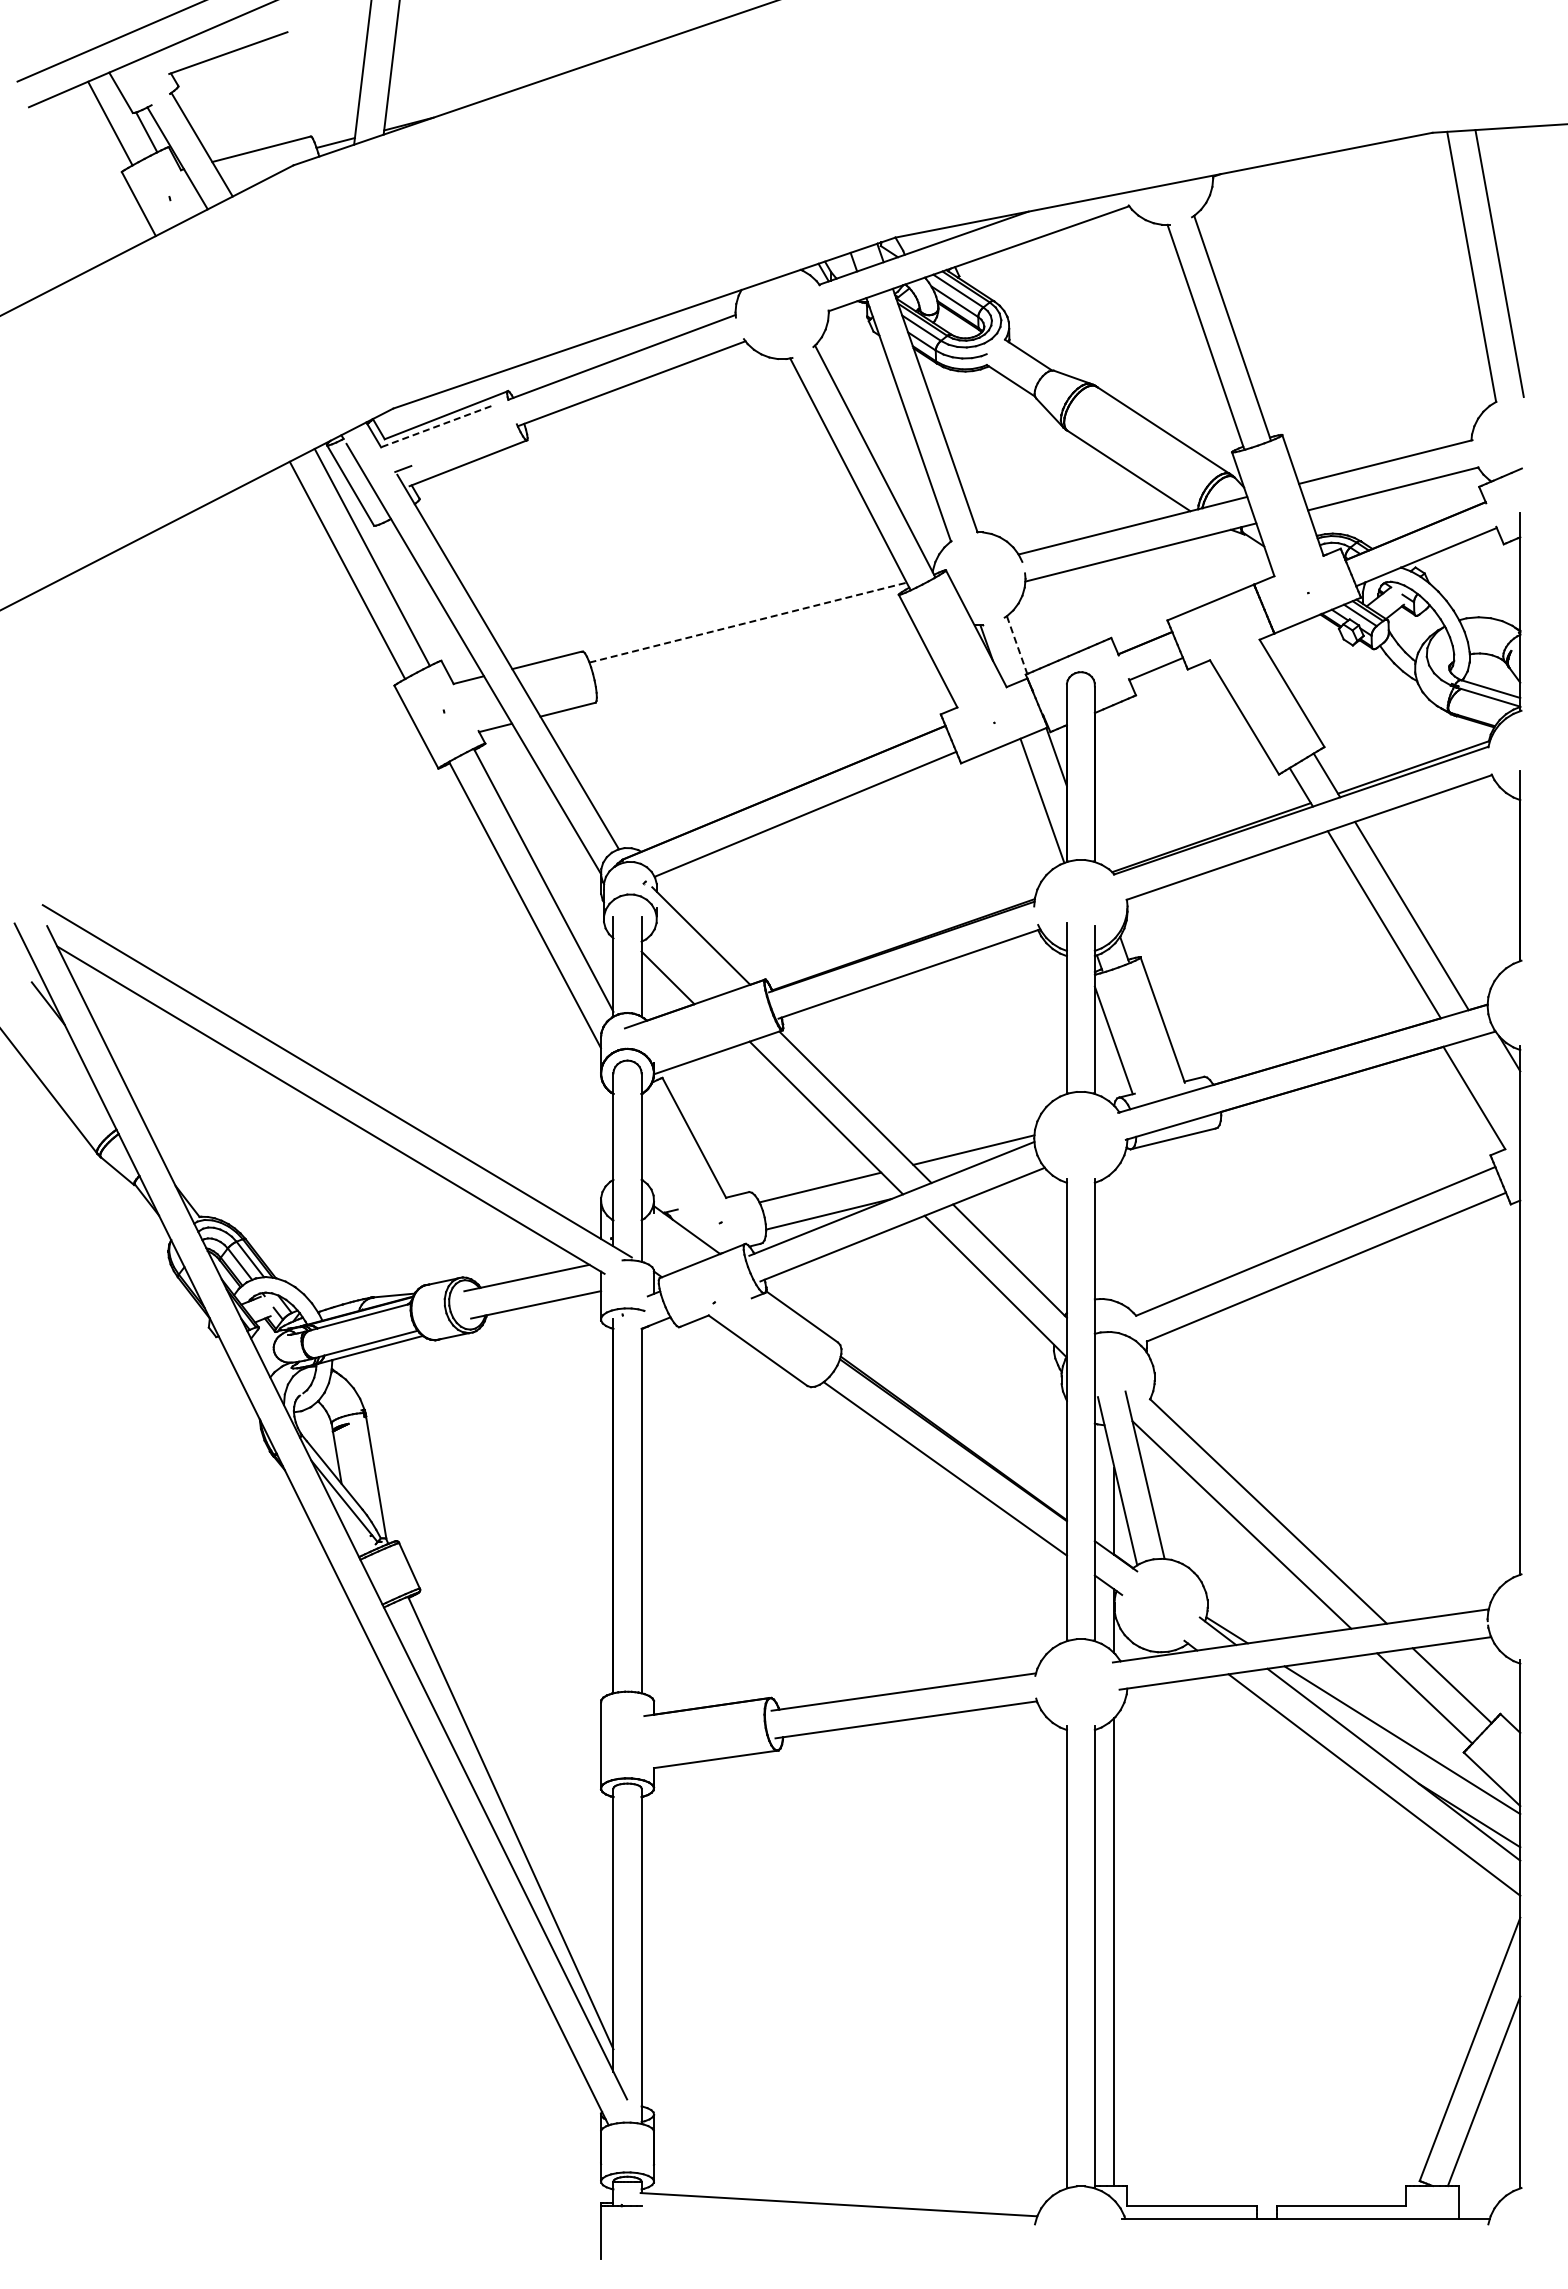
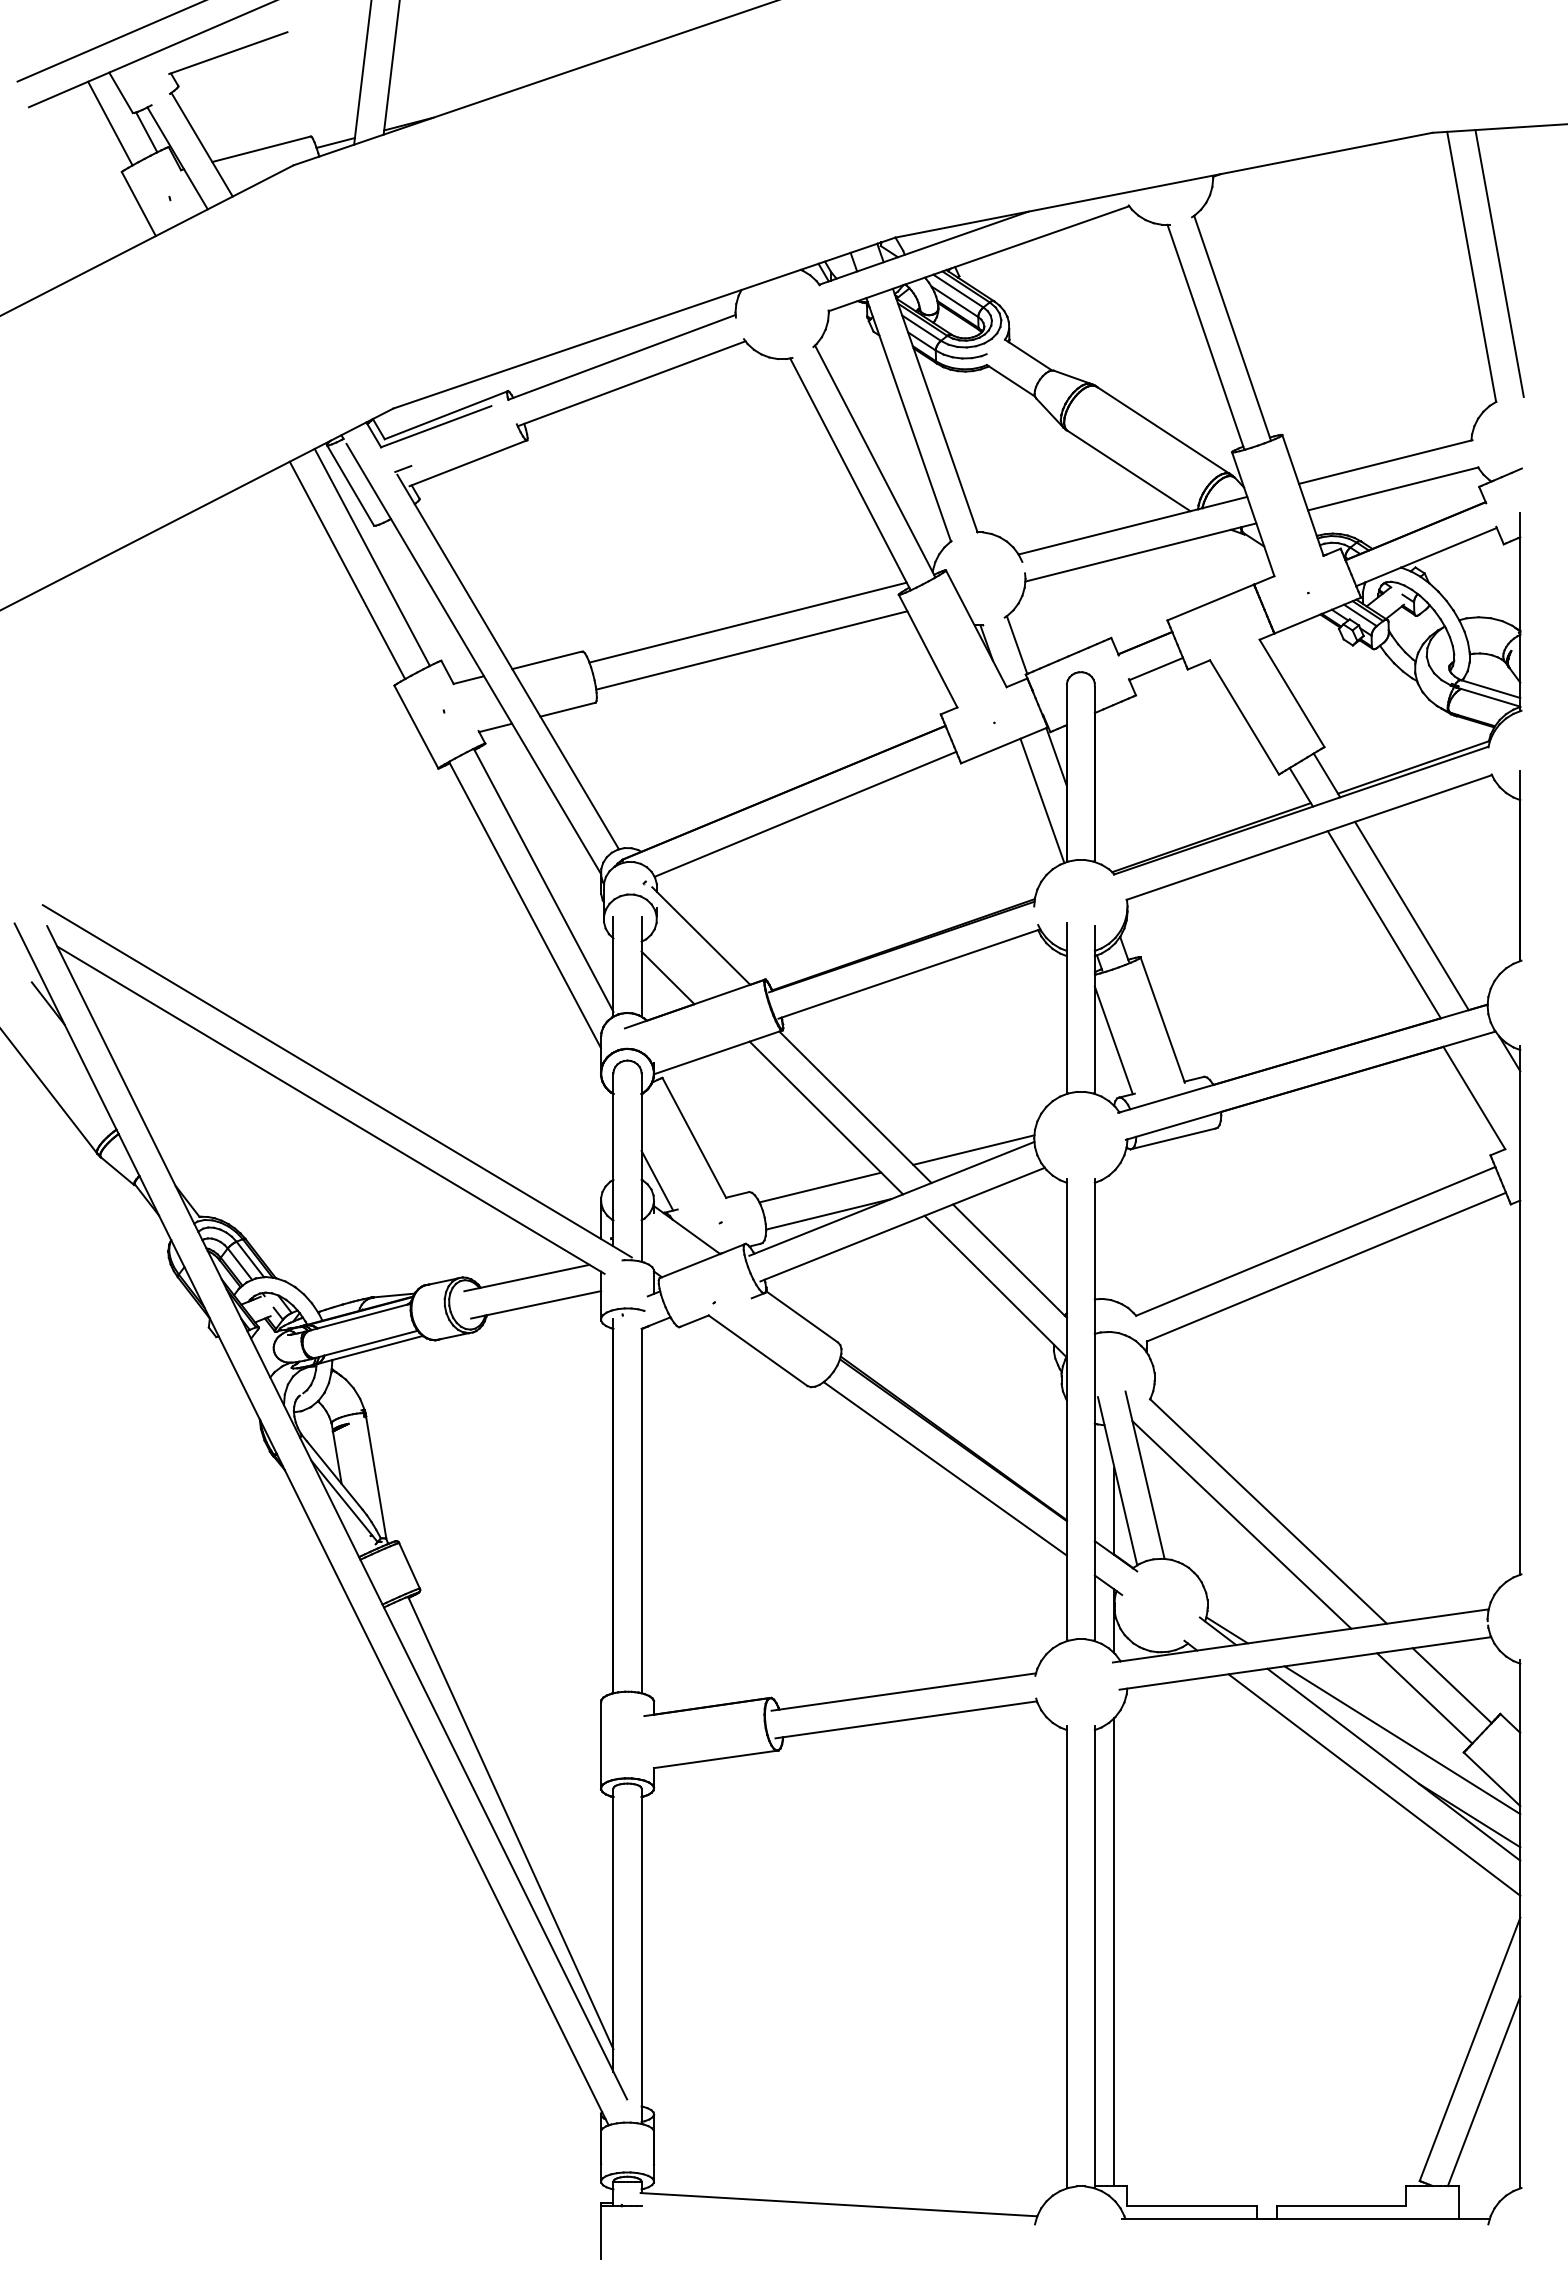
line: dashed -> solid (436, 426)
line: dashed -> solid (748, 622)
line: dashed -> solid (1017, 645)
line: none -> present (751, 650)
line: none -> present (657, 1180)
